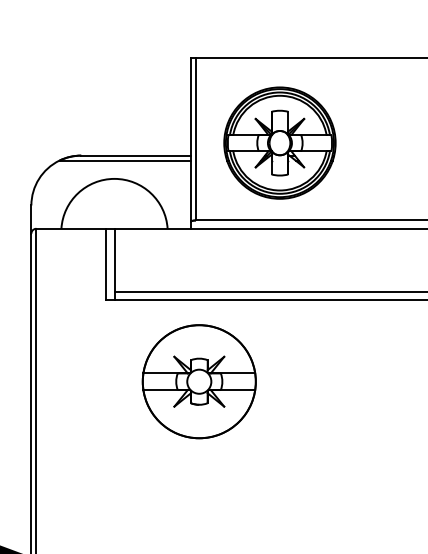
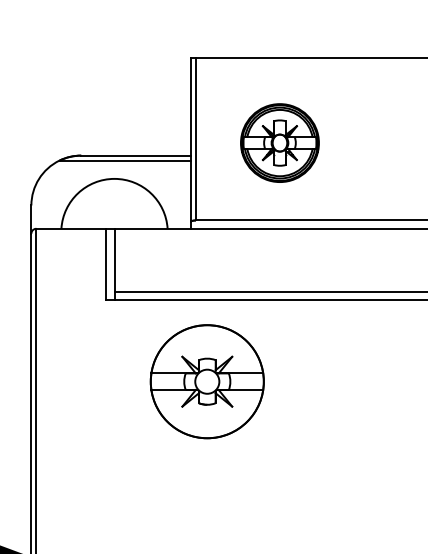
part size: 114x114 px -> 80x80 px (279, 142)
part position: (198, 381) -> (206, 381) (206, 381)
